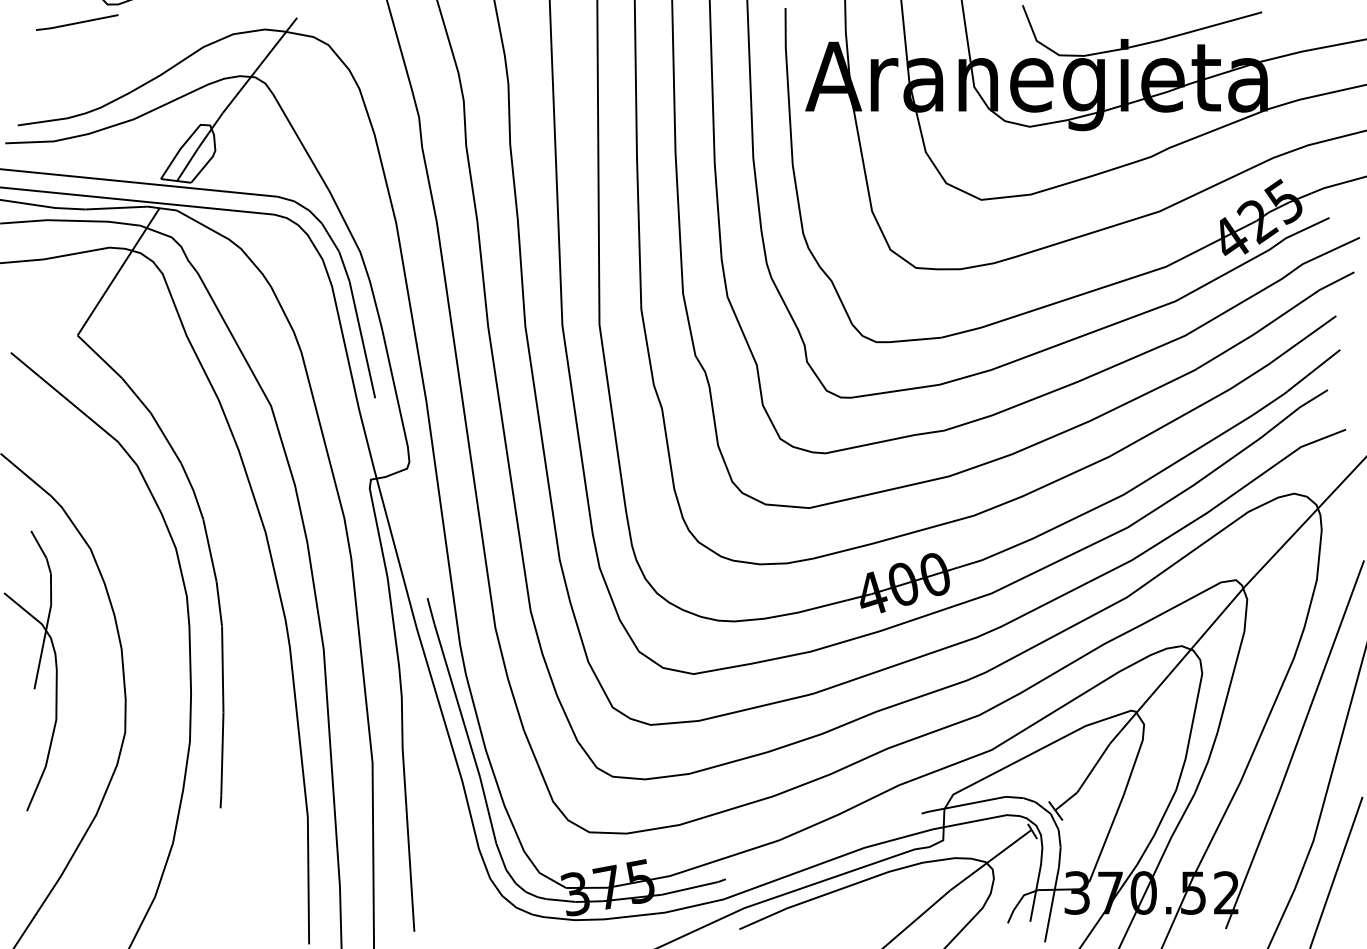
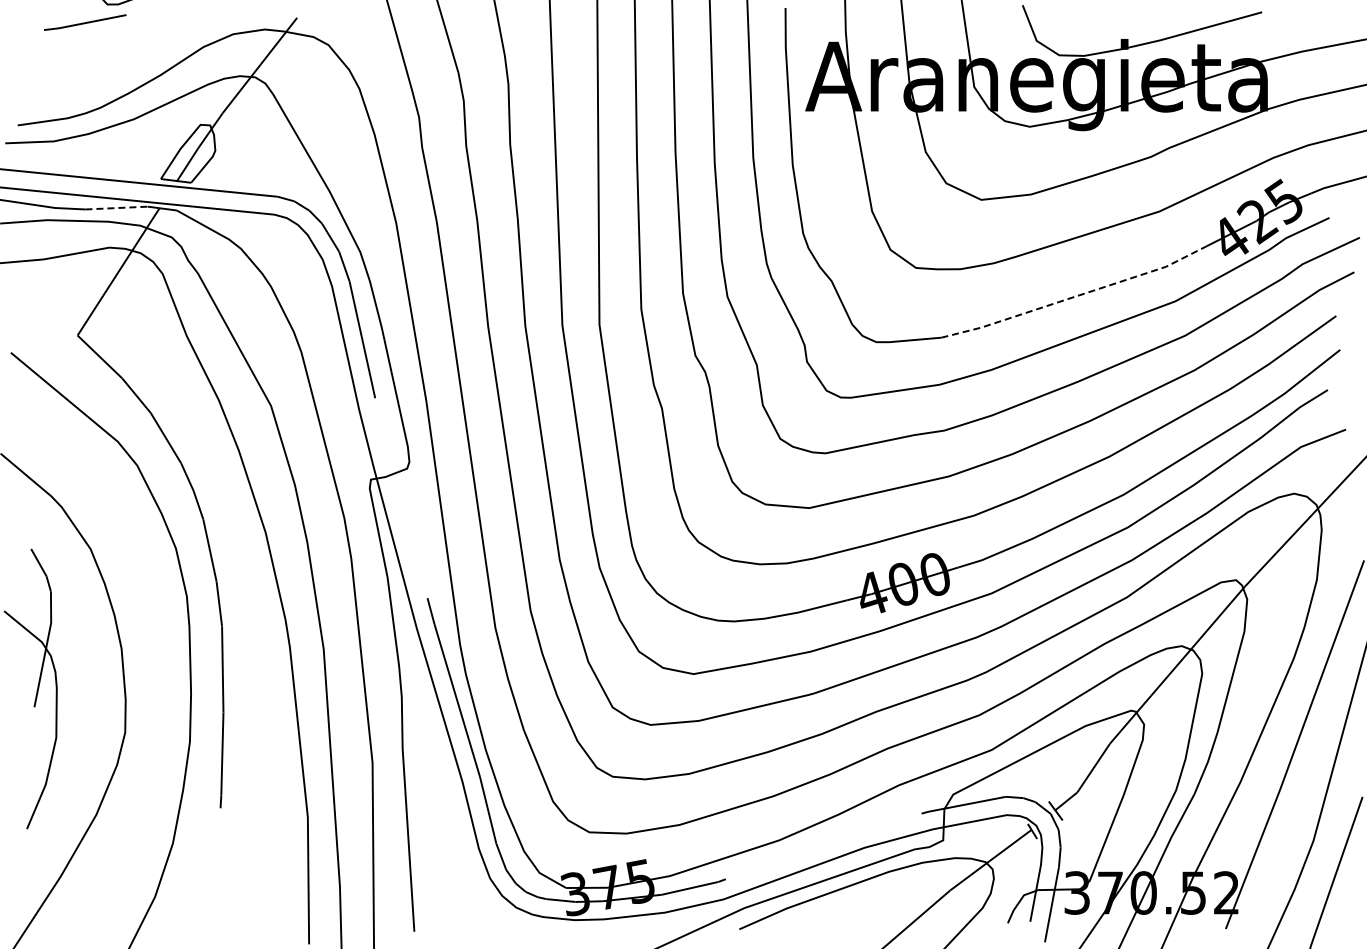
line position: (77, 22) -> (85, 22) (85, 22)
line: solid -> dashed (117, 208)
line: solid -> dashed (1075, 296)
part position: (36, 672) -> (36, 690) (36, 690)
